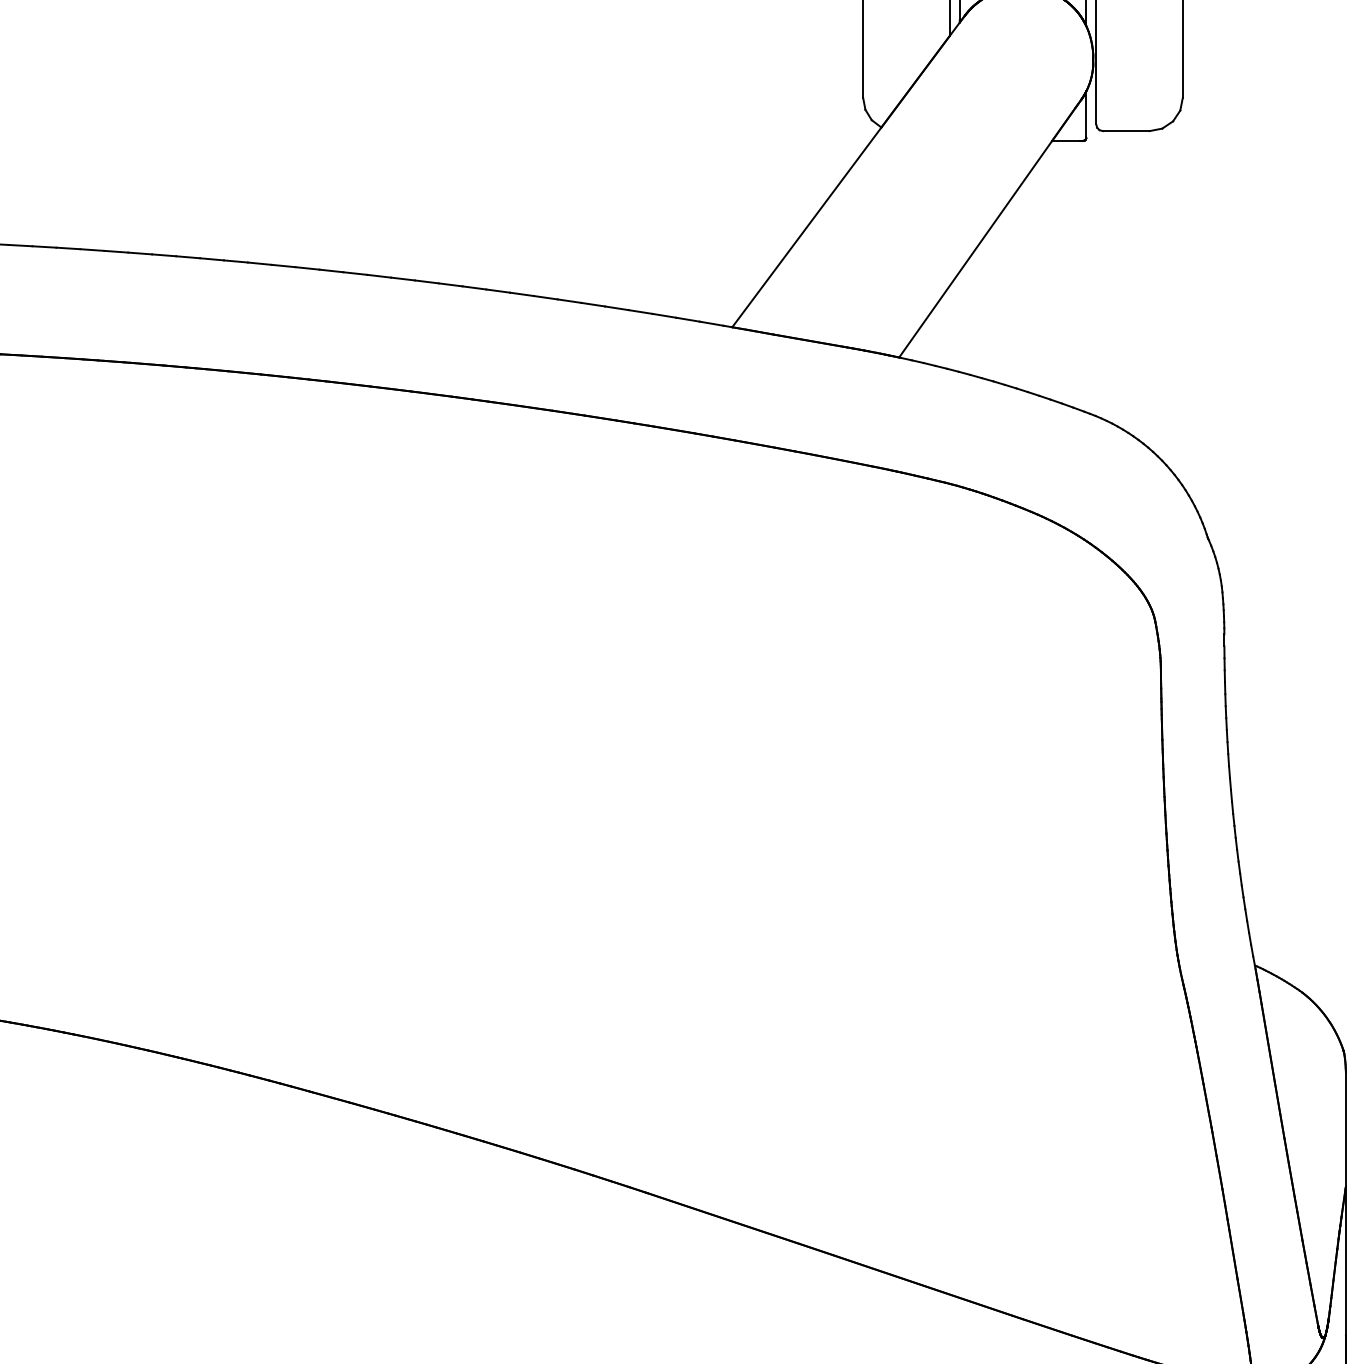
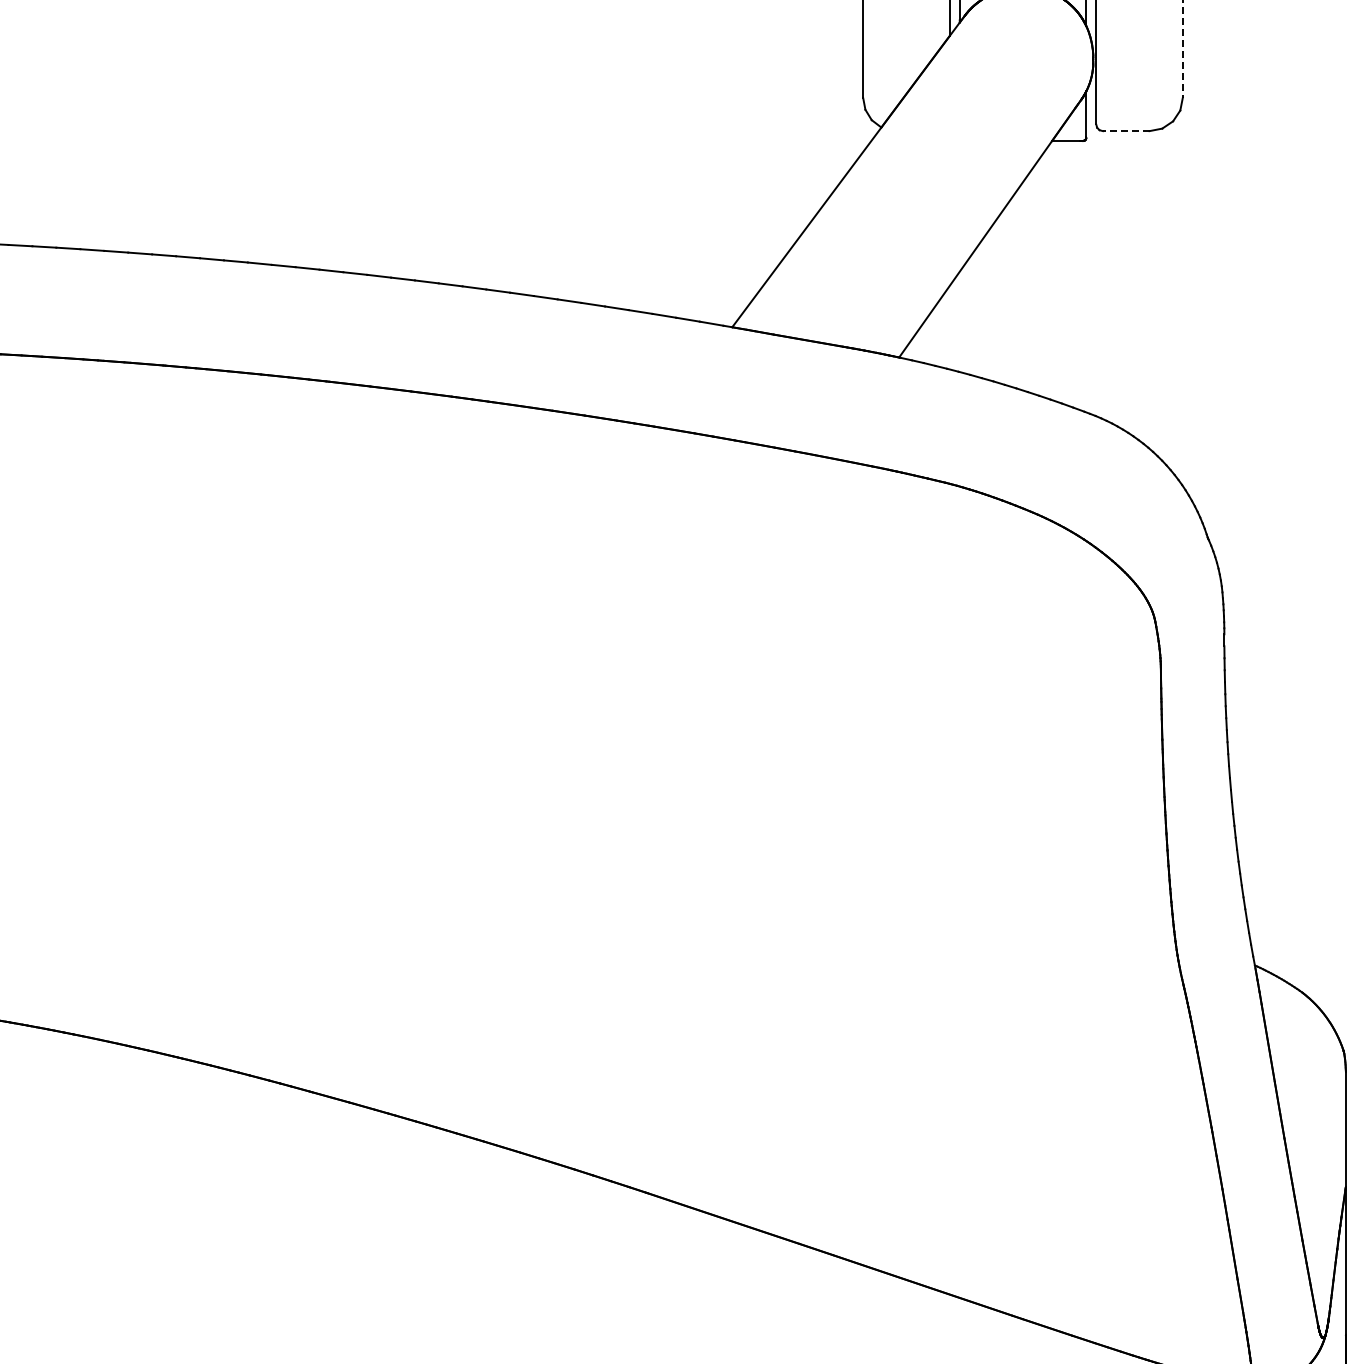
line: solid -> dashed (1182, 49)
line: solid -> dashed (1125, 131)
